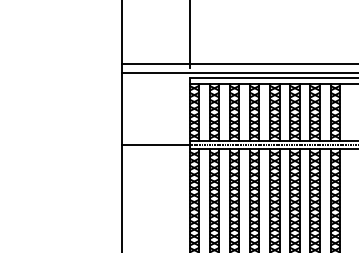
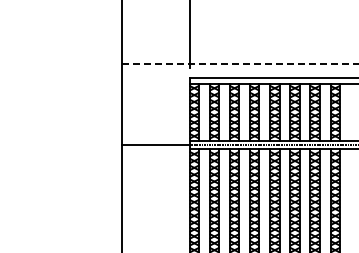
line: solid -> dashed (240, 64)
line: present -> none (238, 72)
